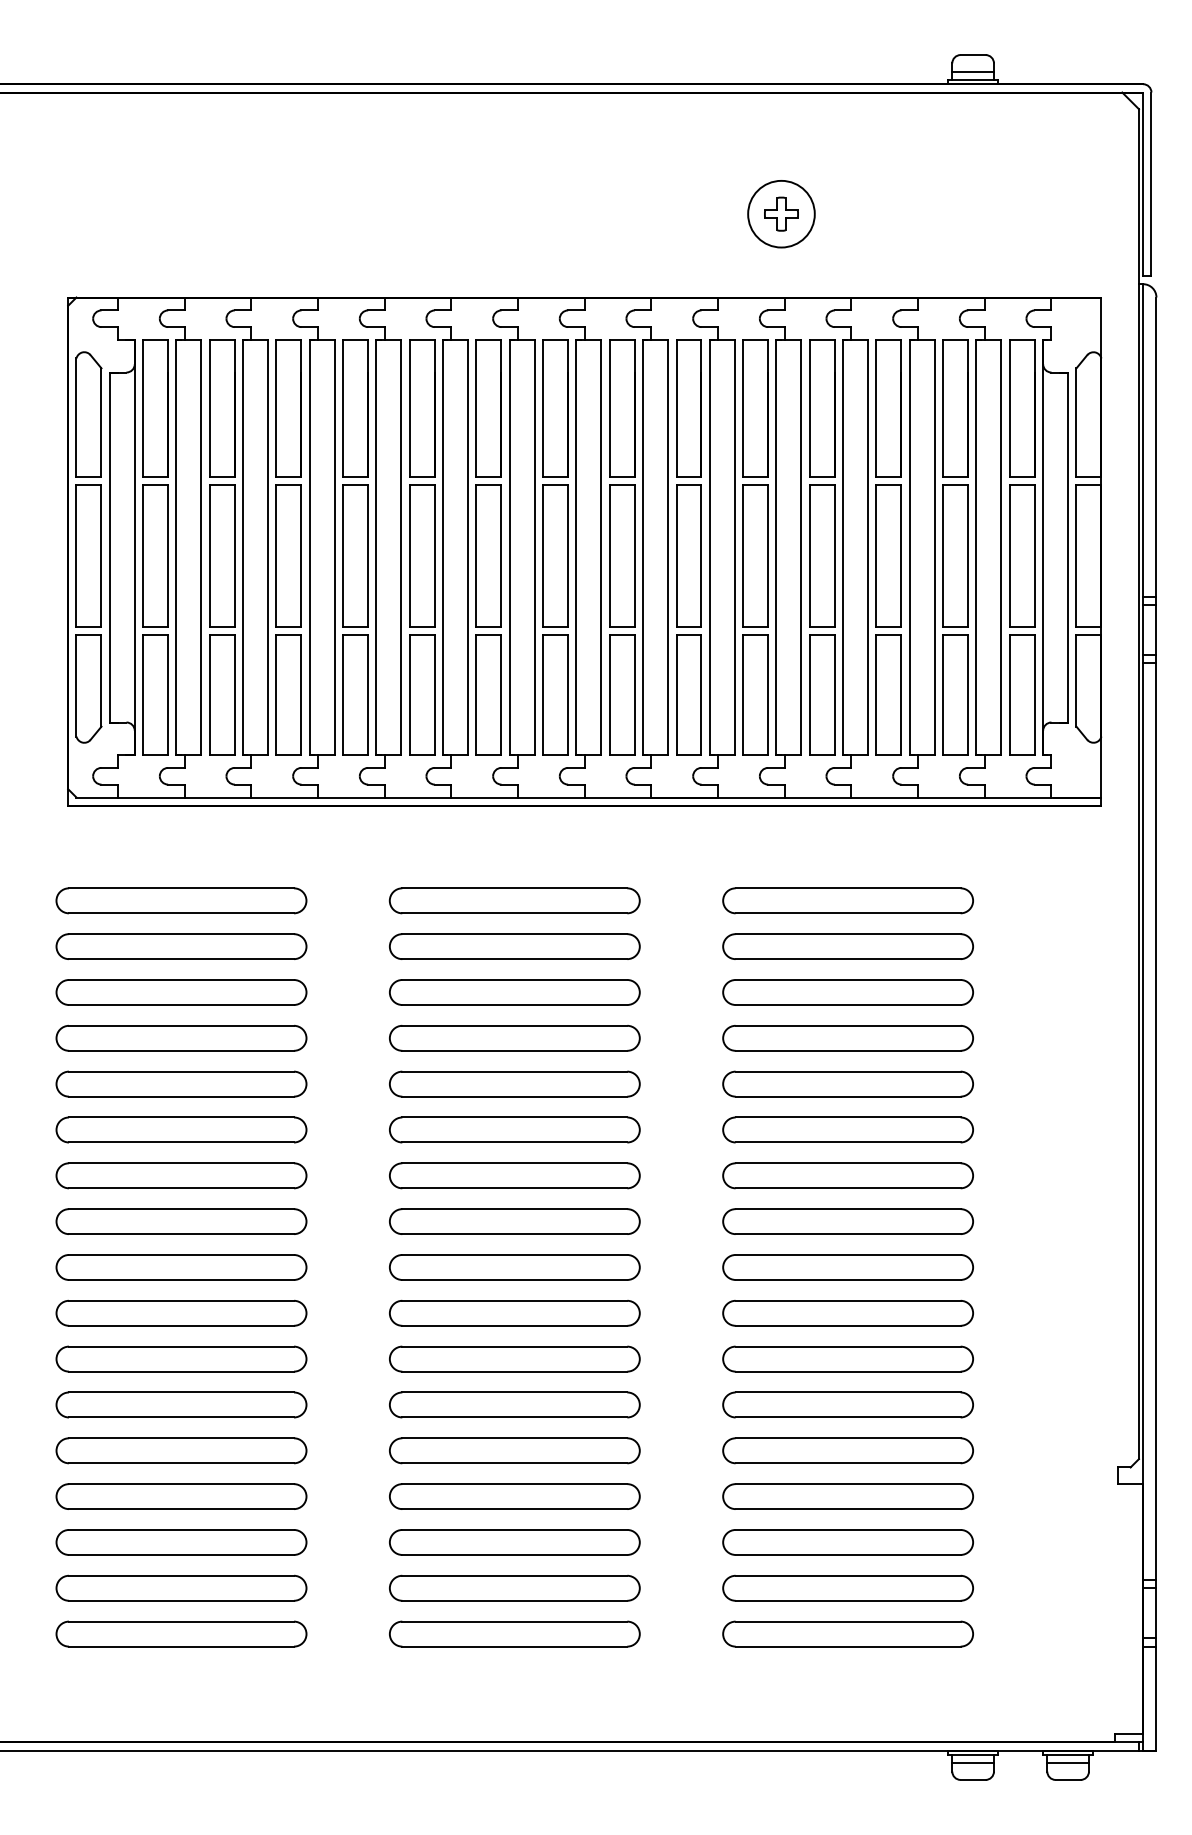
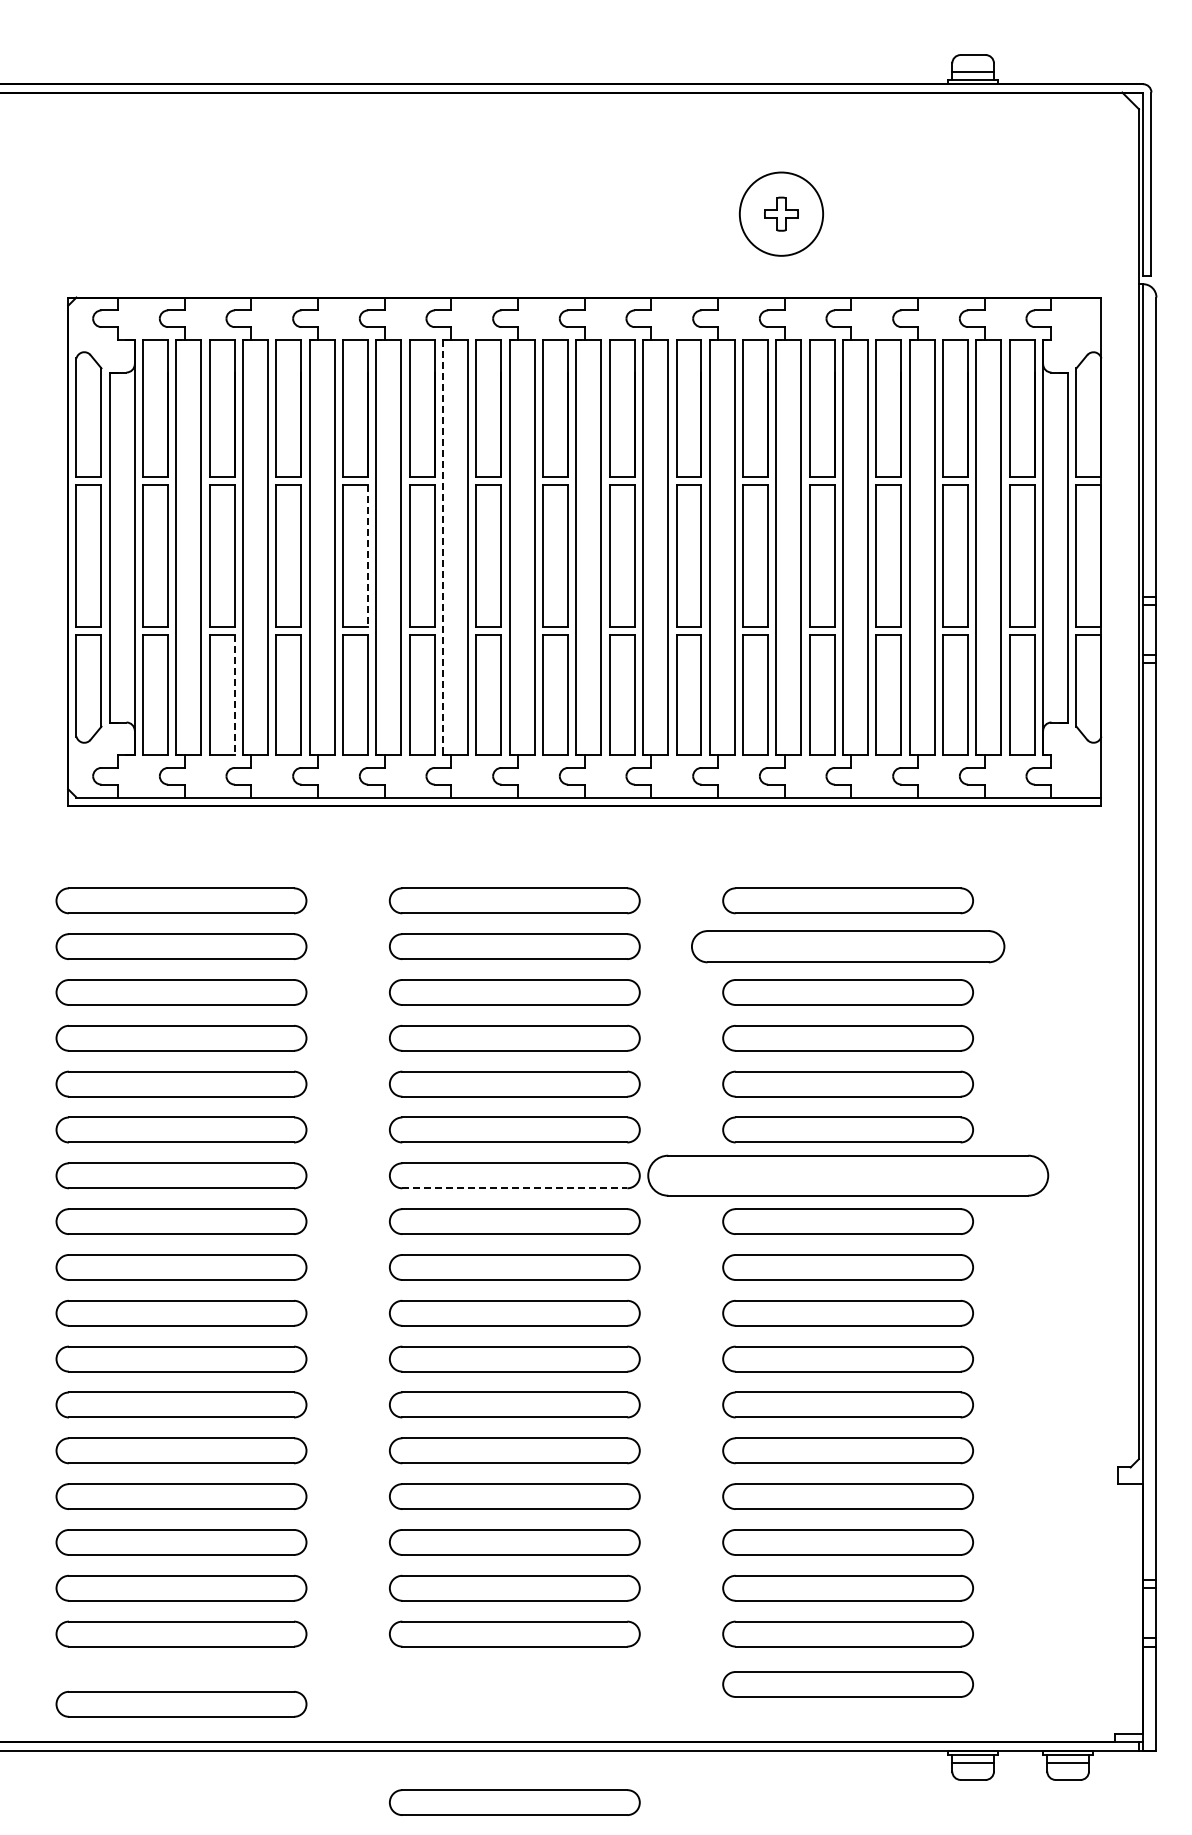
circle diameter: 67 px -> 83 px (781, 213)
line: solid -> dashed (443, 548)
line: solid -> dashed (368, 555)
line: solid -> dashed (234, 695)
part size: 252x27 px -> 315x34 px (848, 946)
part size: 252x28 px -> 403x43 px (848, 1175)
line: solid -> dashed (515, 1188)
part: none -> present (847, 1684)
part: none -> present (181, 1703)
part: none -> present (514, 1802)
